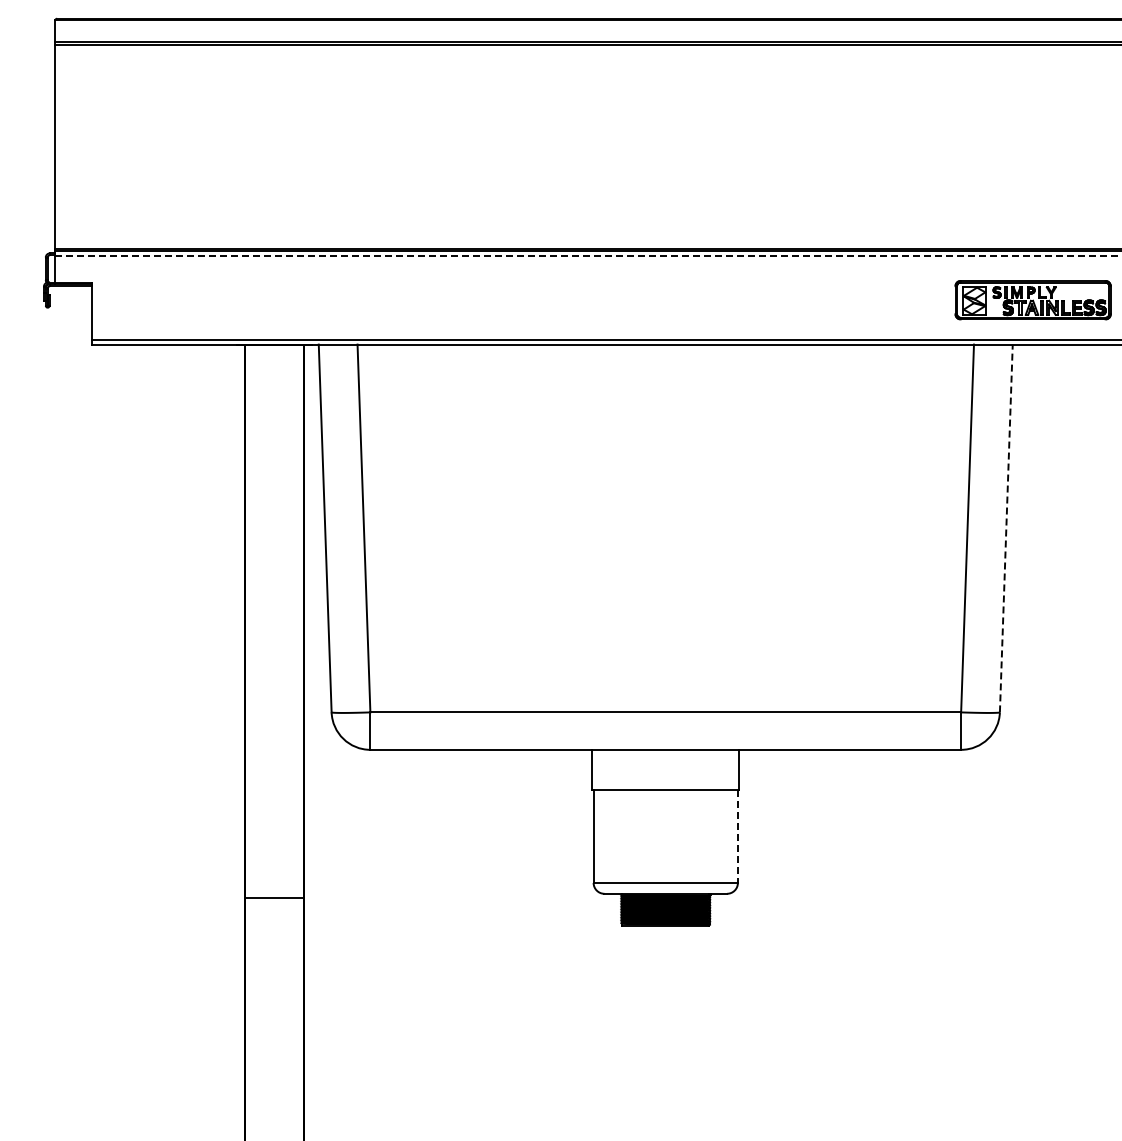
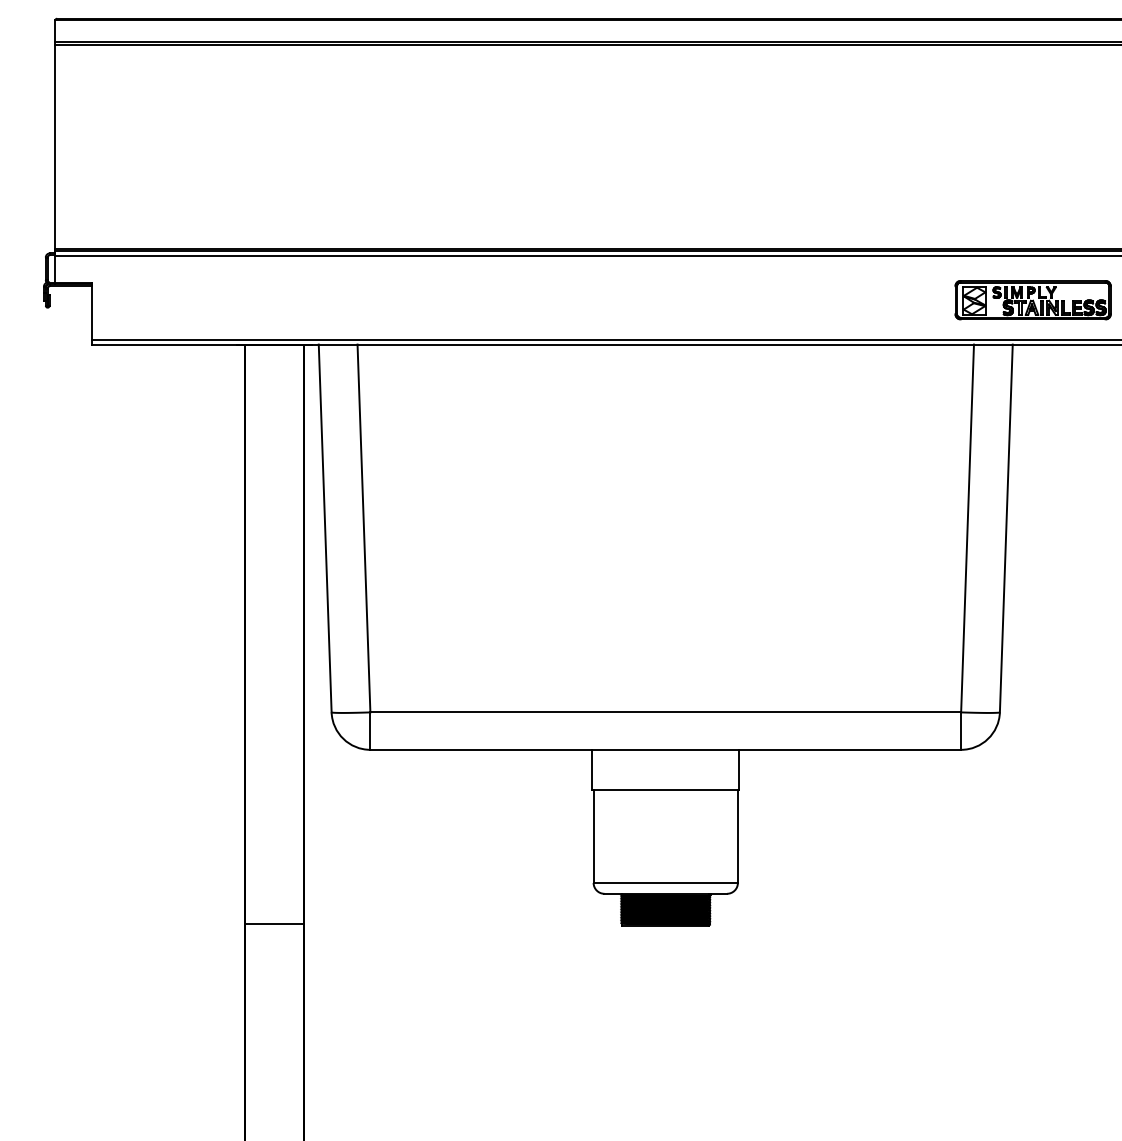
line: dashed -> solid (588, 255)
line: dashed -> solid (1006, 527)
line: dashed -> solid (737, 836)
line position: (273, 898) -> (273, 924) (273, 924)
